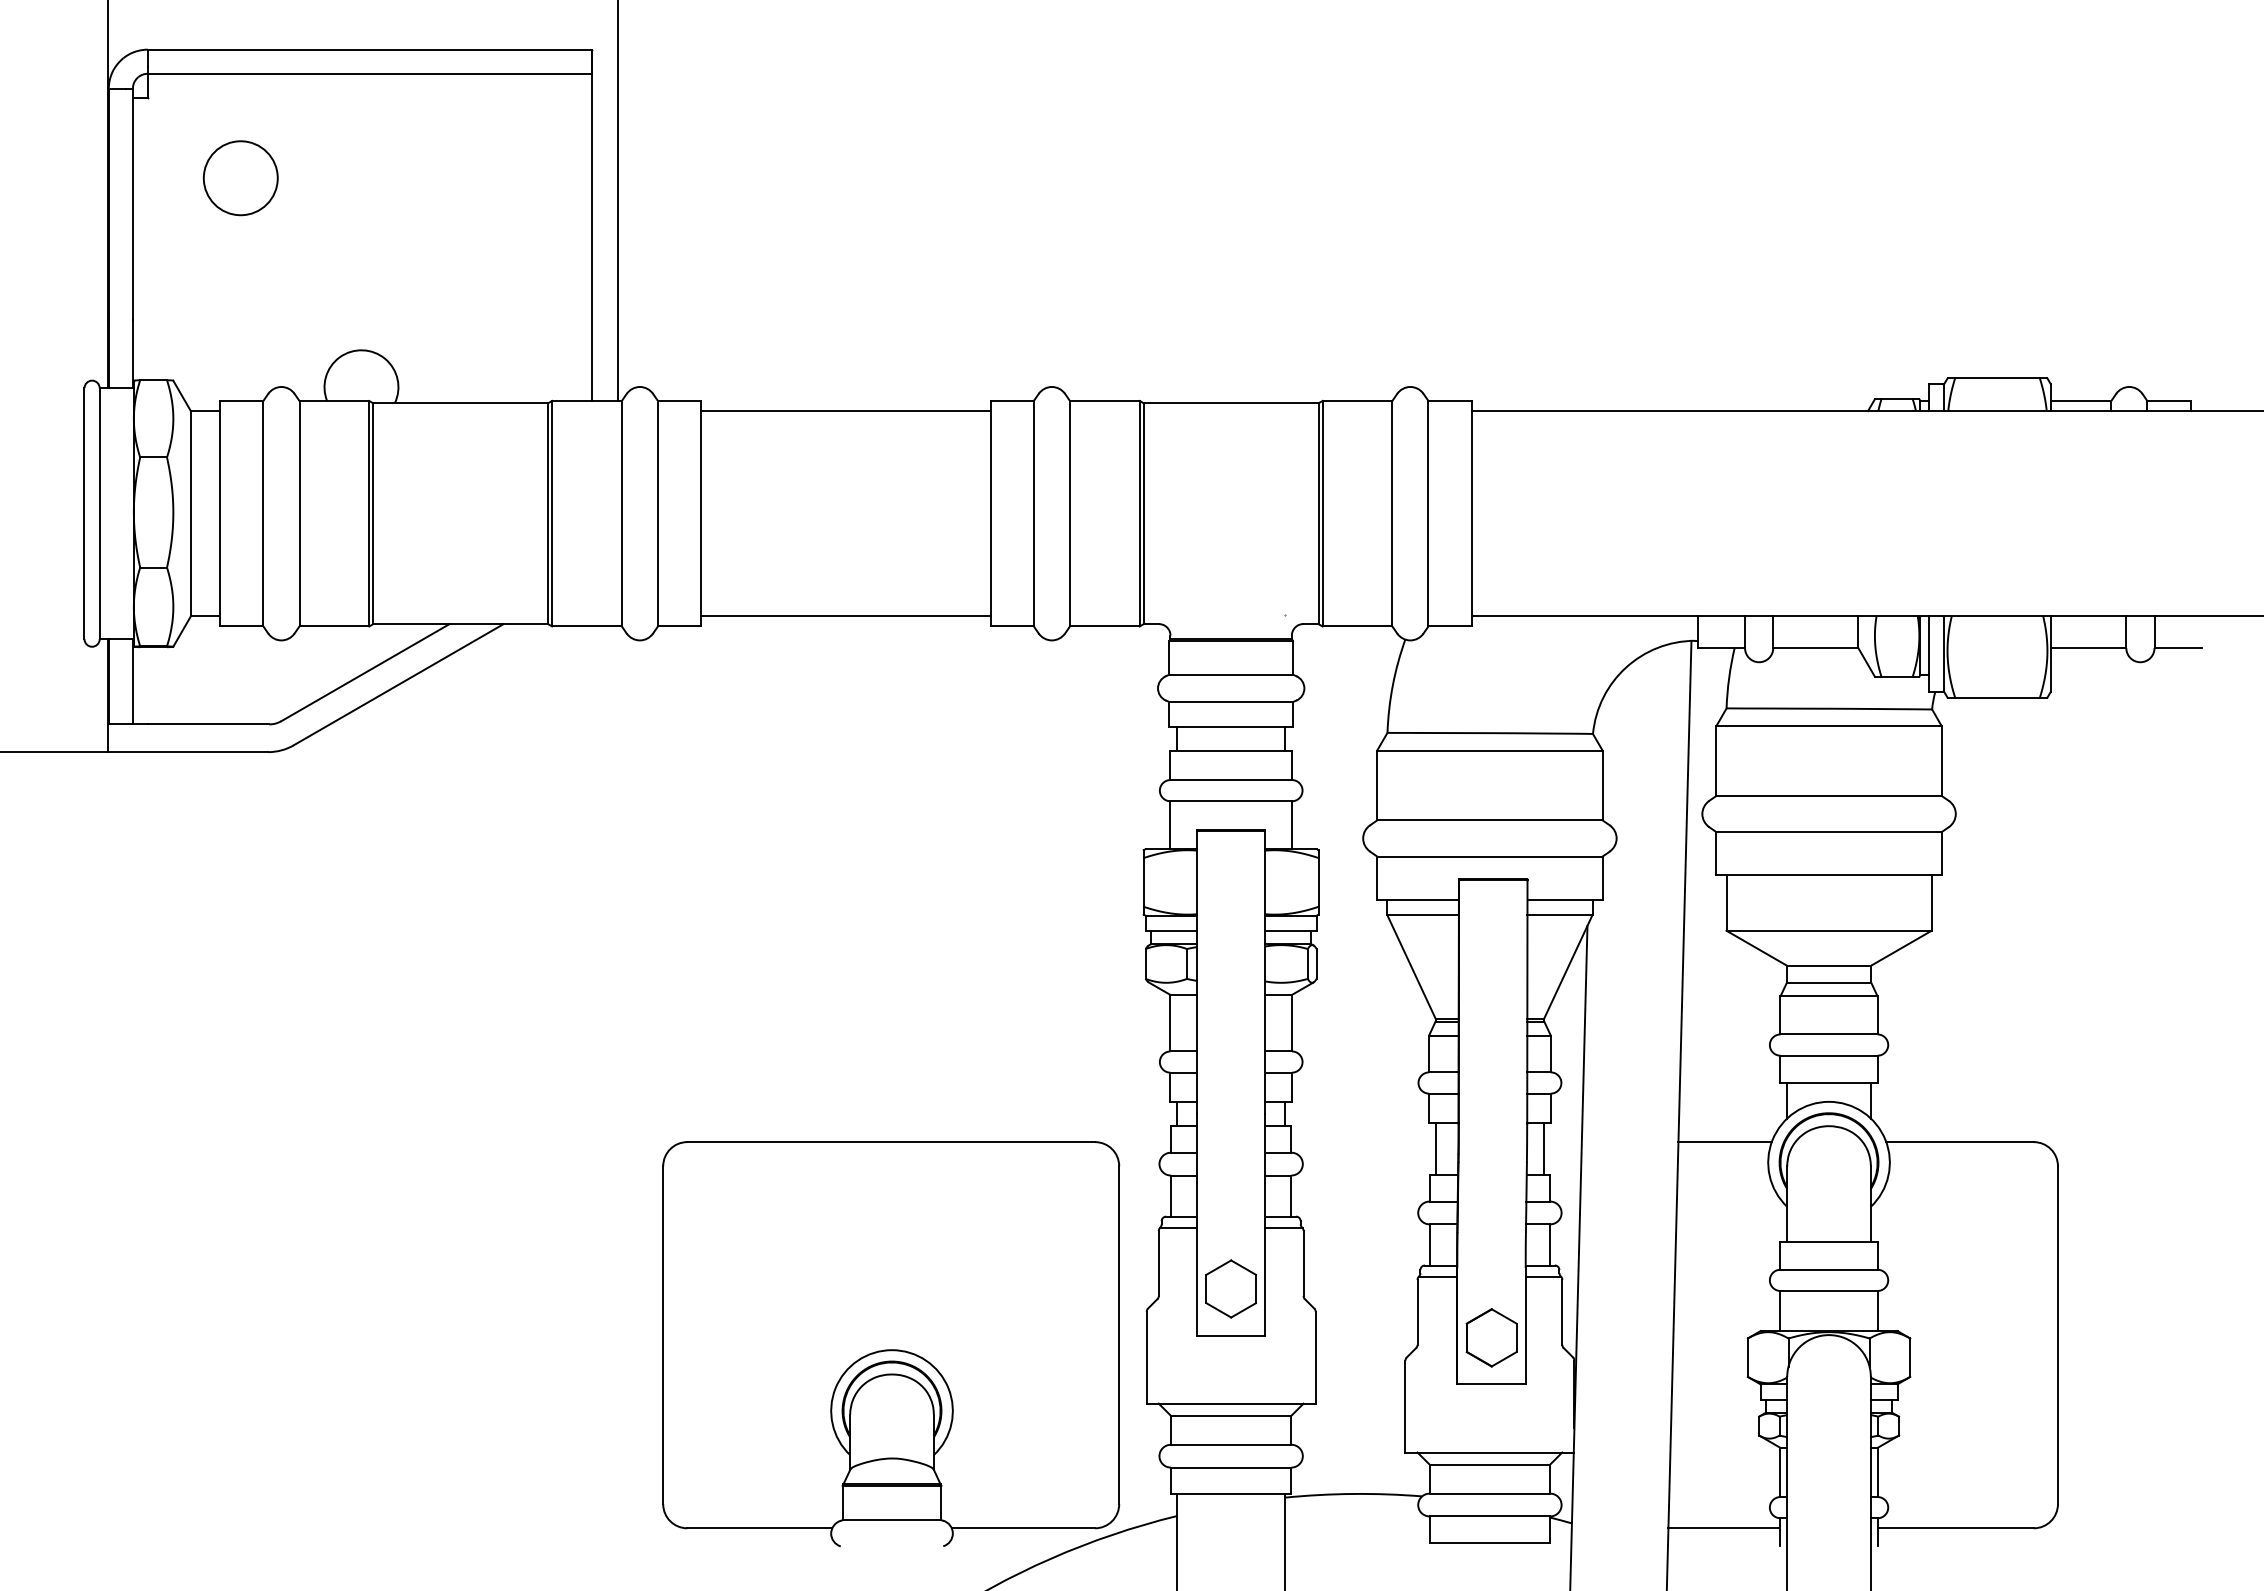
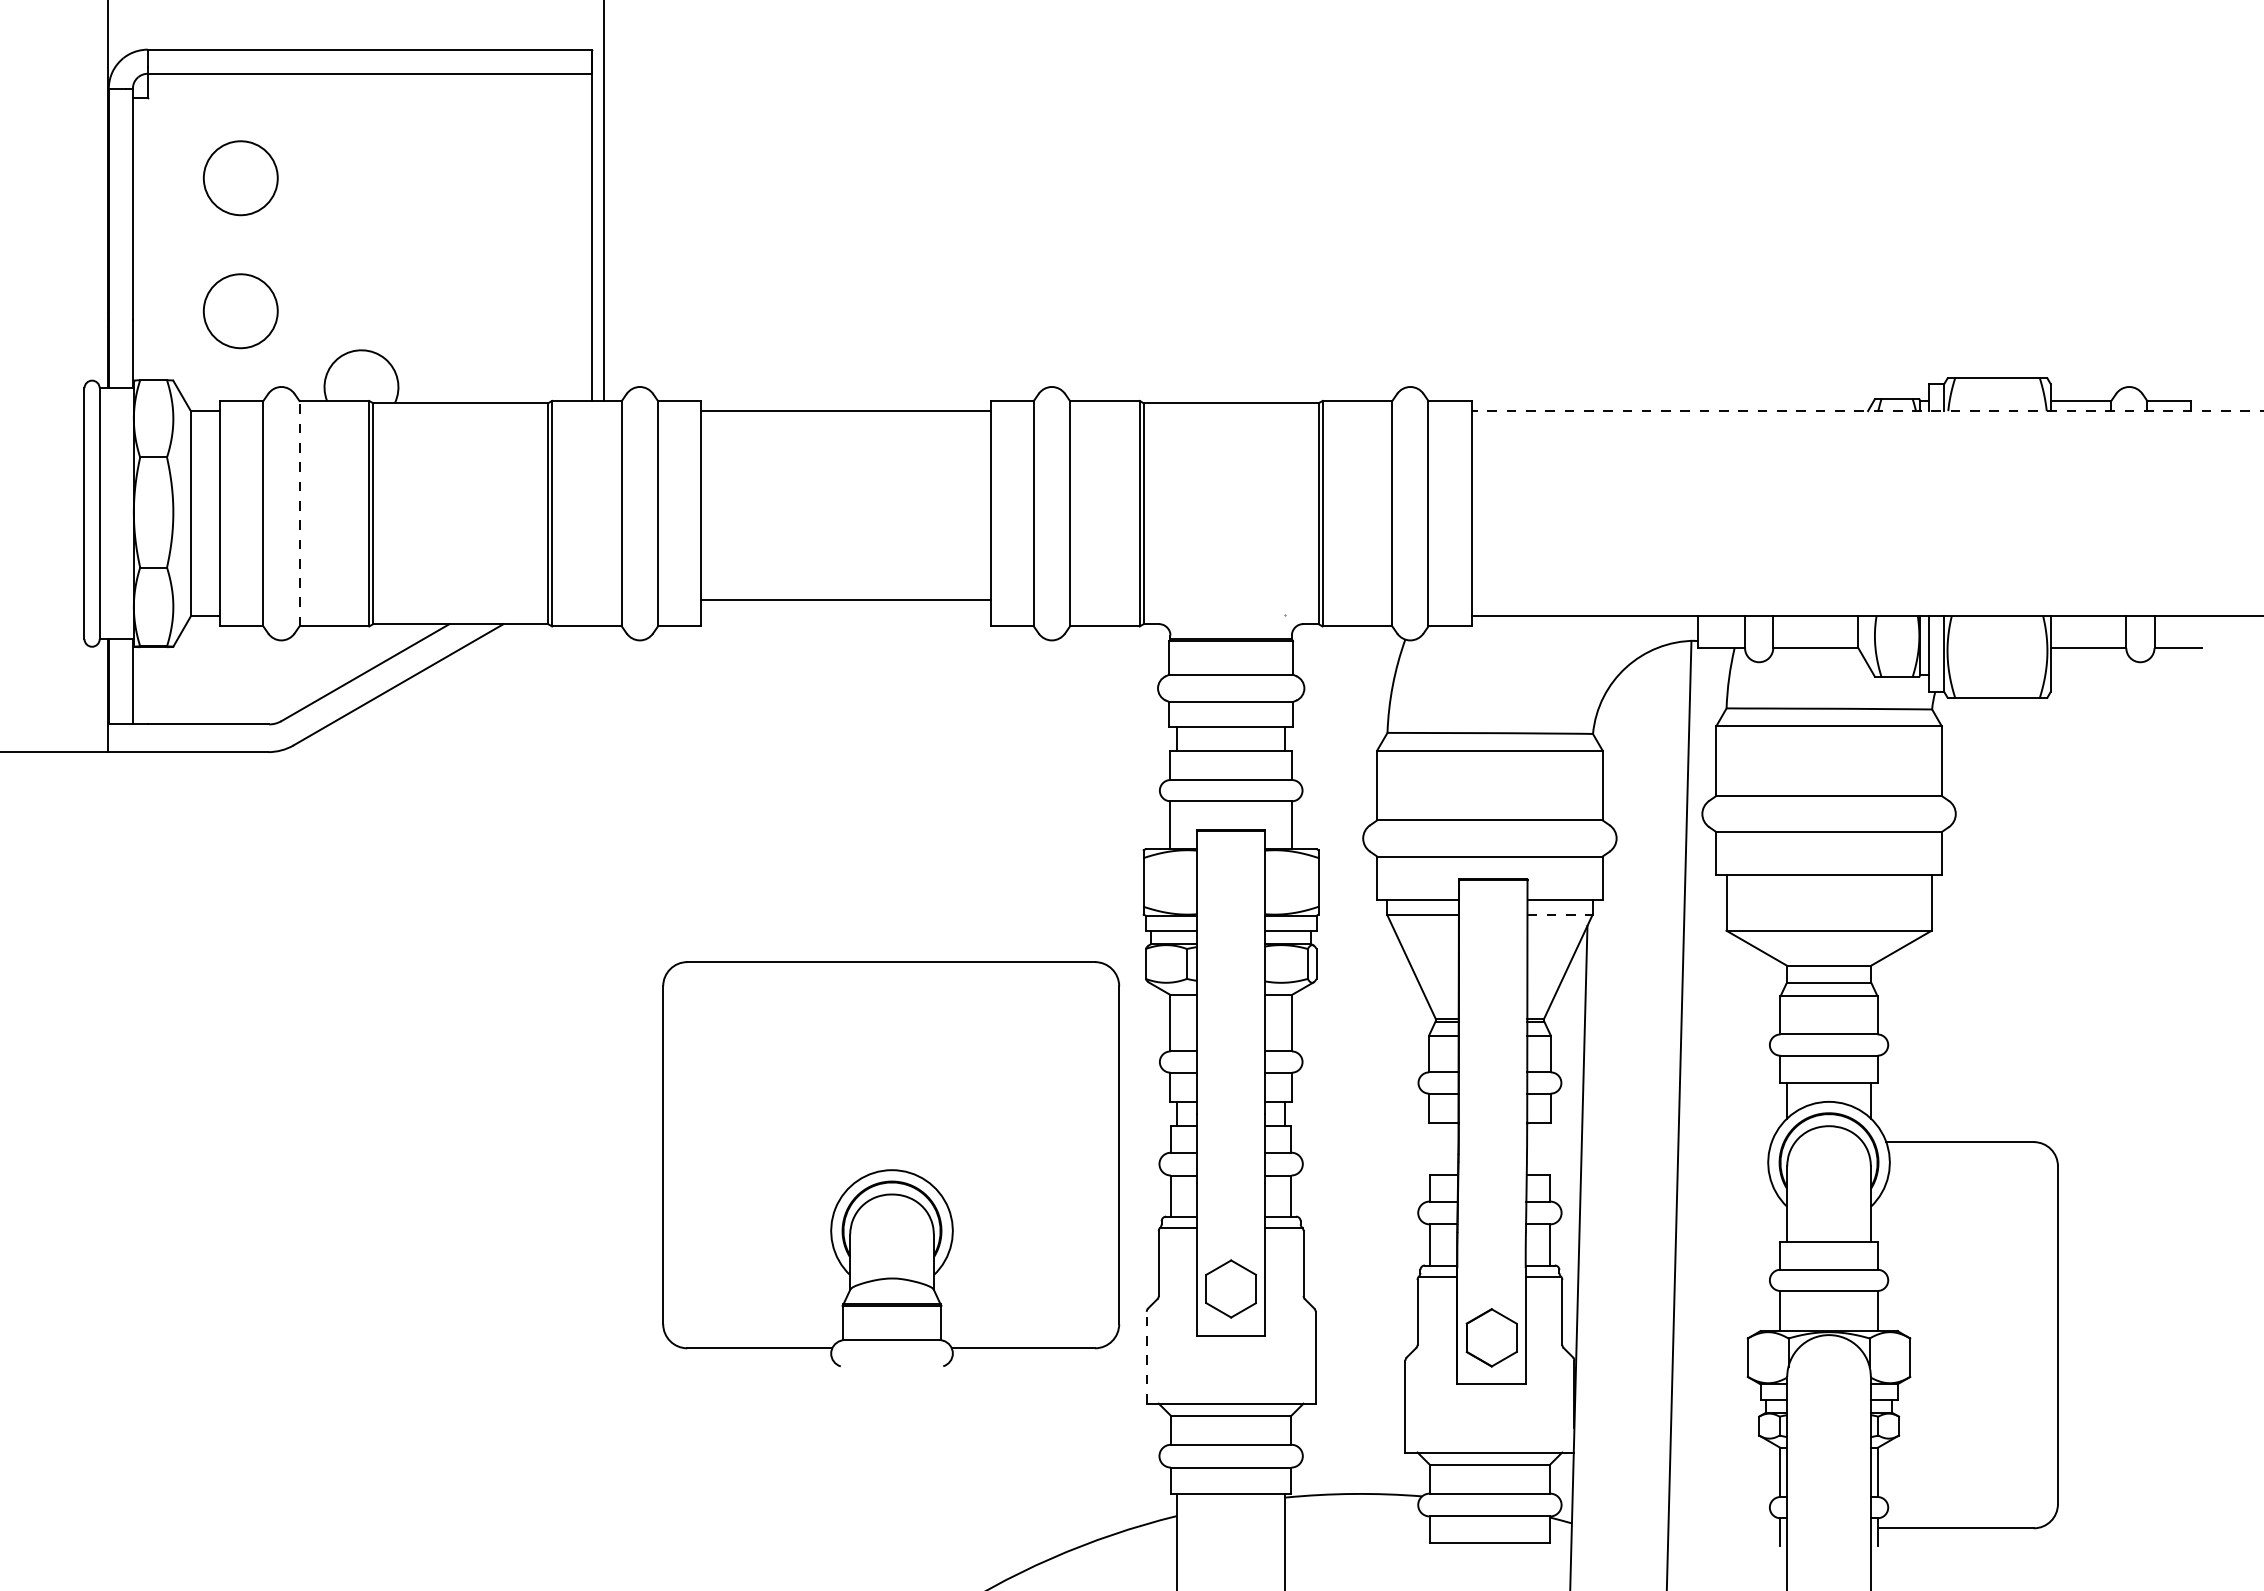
line position: (618, 201) -> (604, 201) (604, 201)
circle: none -> present (240, 311)
line: solid -> dashed (1867, 411)
line: solid -> dashed (299, 513)
line position: (845, 616) -> (845, 600) (845, 600)
line: solid -> dashed (1559, 915)
line: present -> none (1724, 1142)
line: present -> none (1435, 1148)
line: present -> none (1544, 1148)
part position: (891, 1344) -> (891, 1164) (891, 1164)
line: solid -> dashed (1146, 1357)
line: present -> none (1724, 1528)
